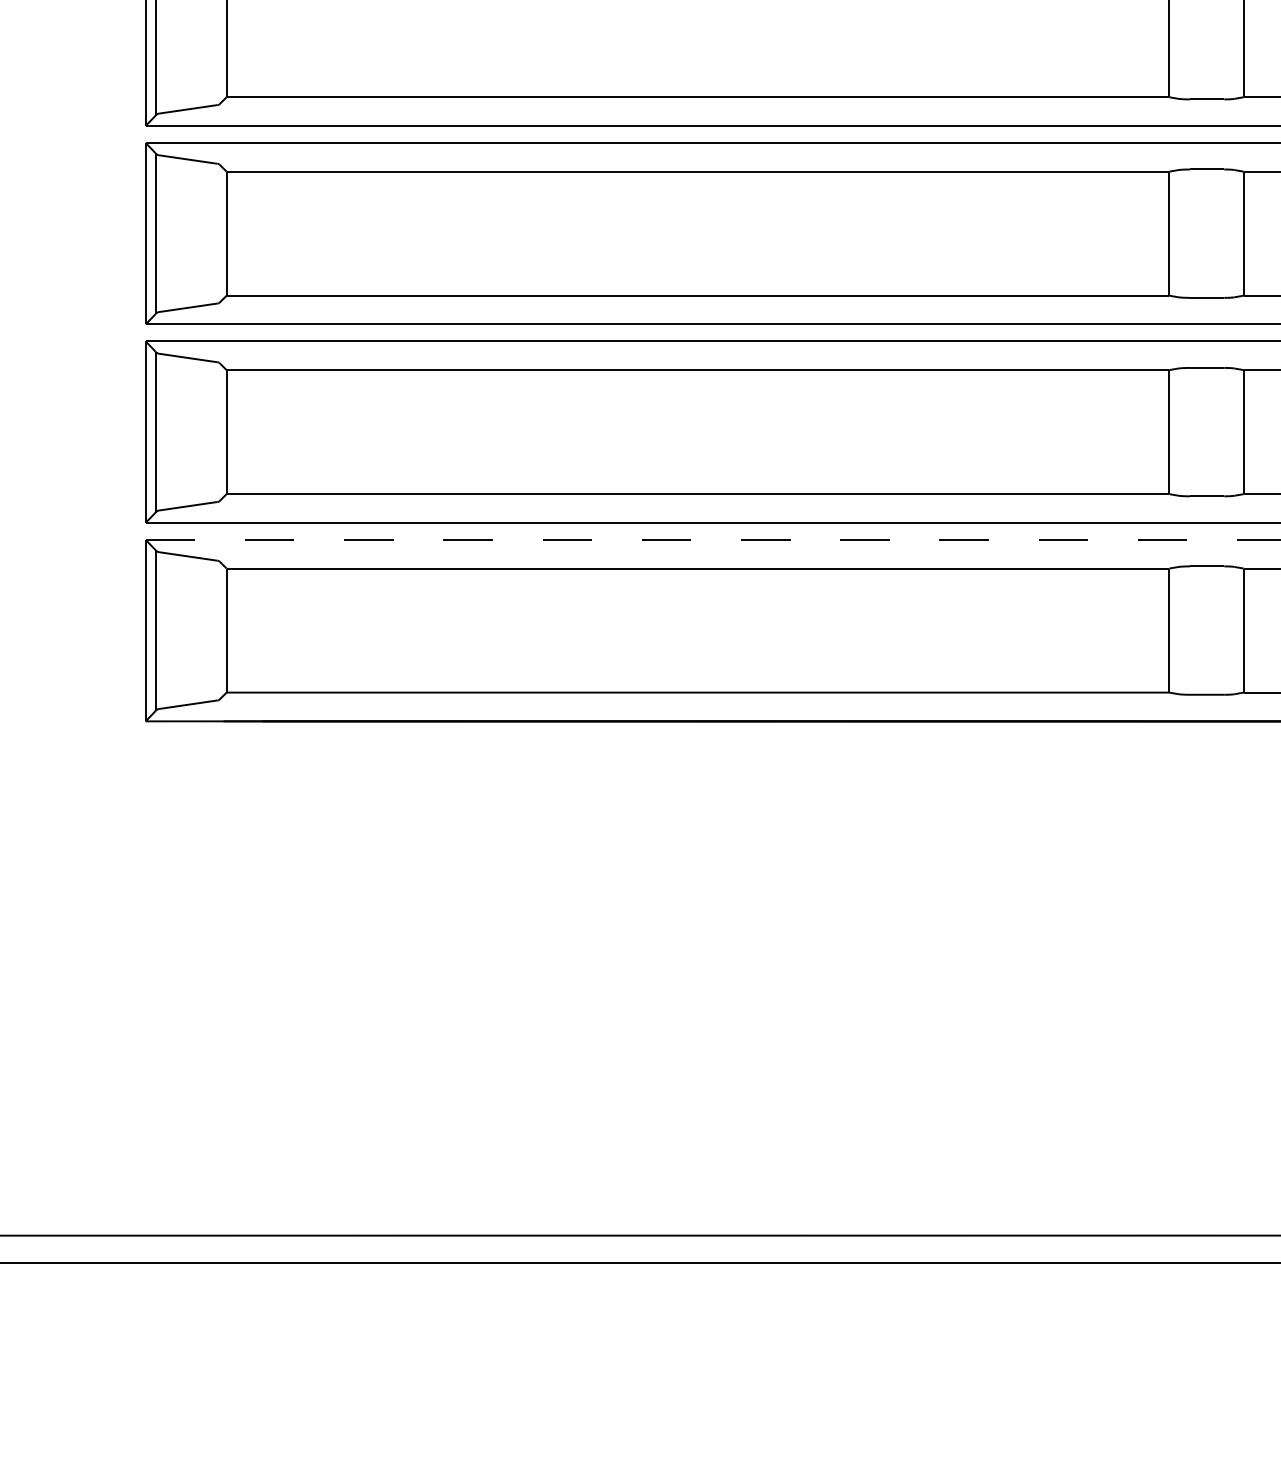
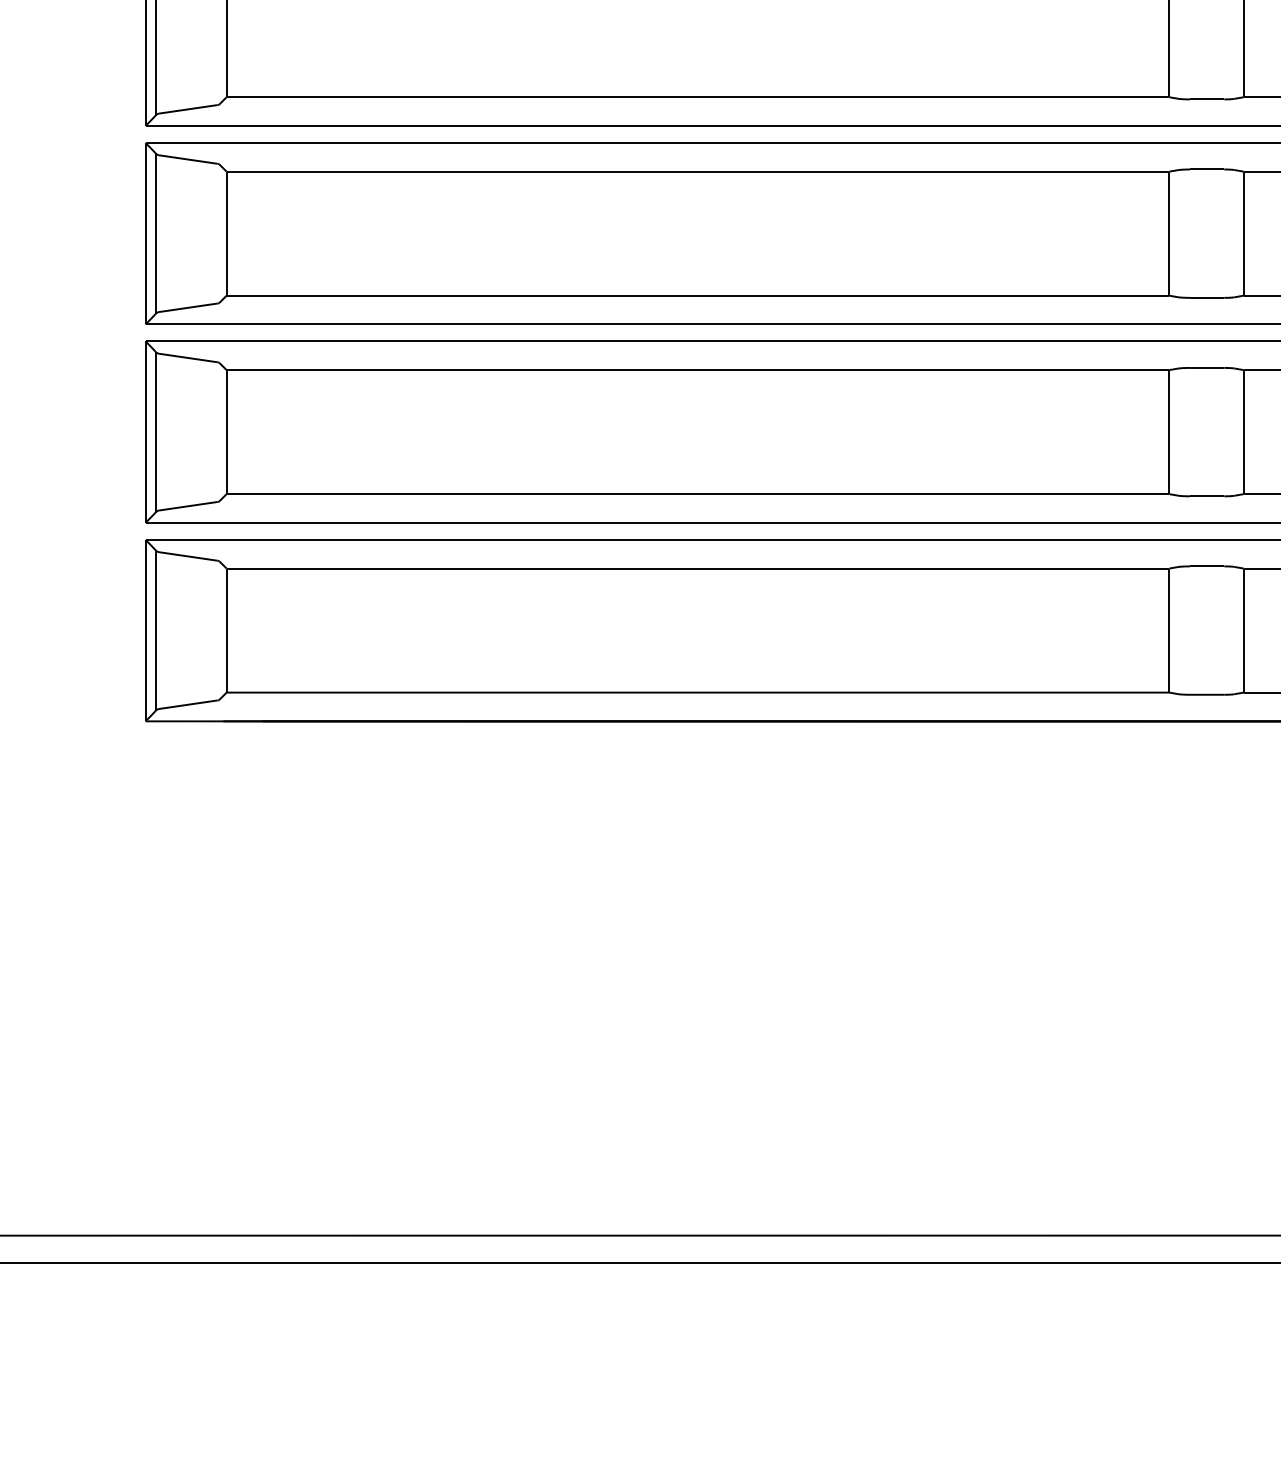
line: dashed -> solid (713, 539)
